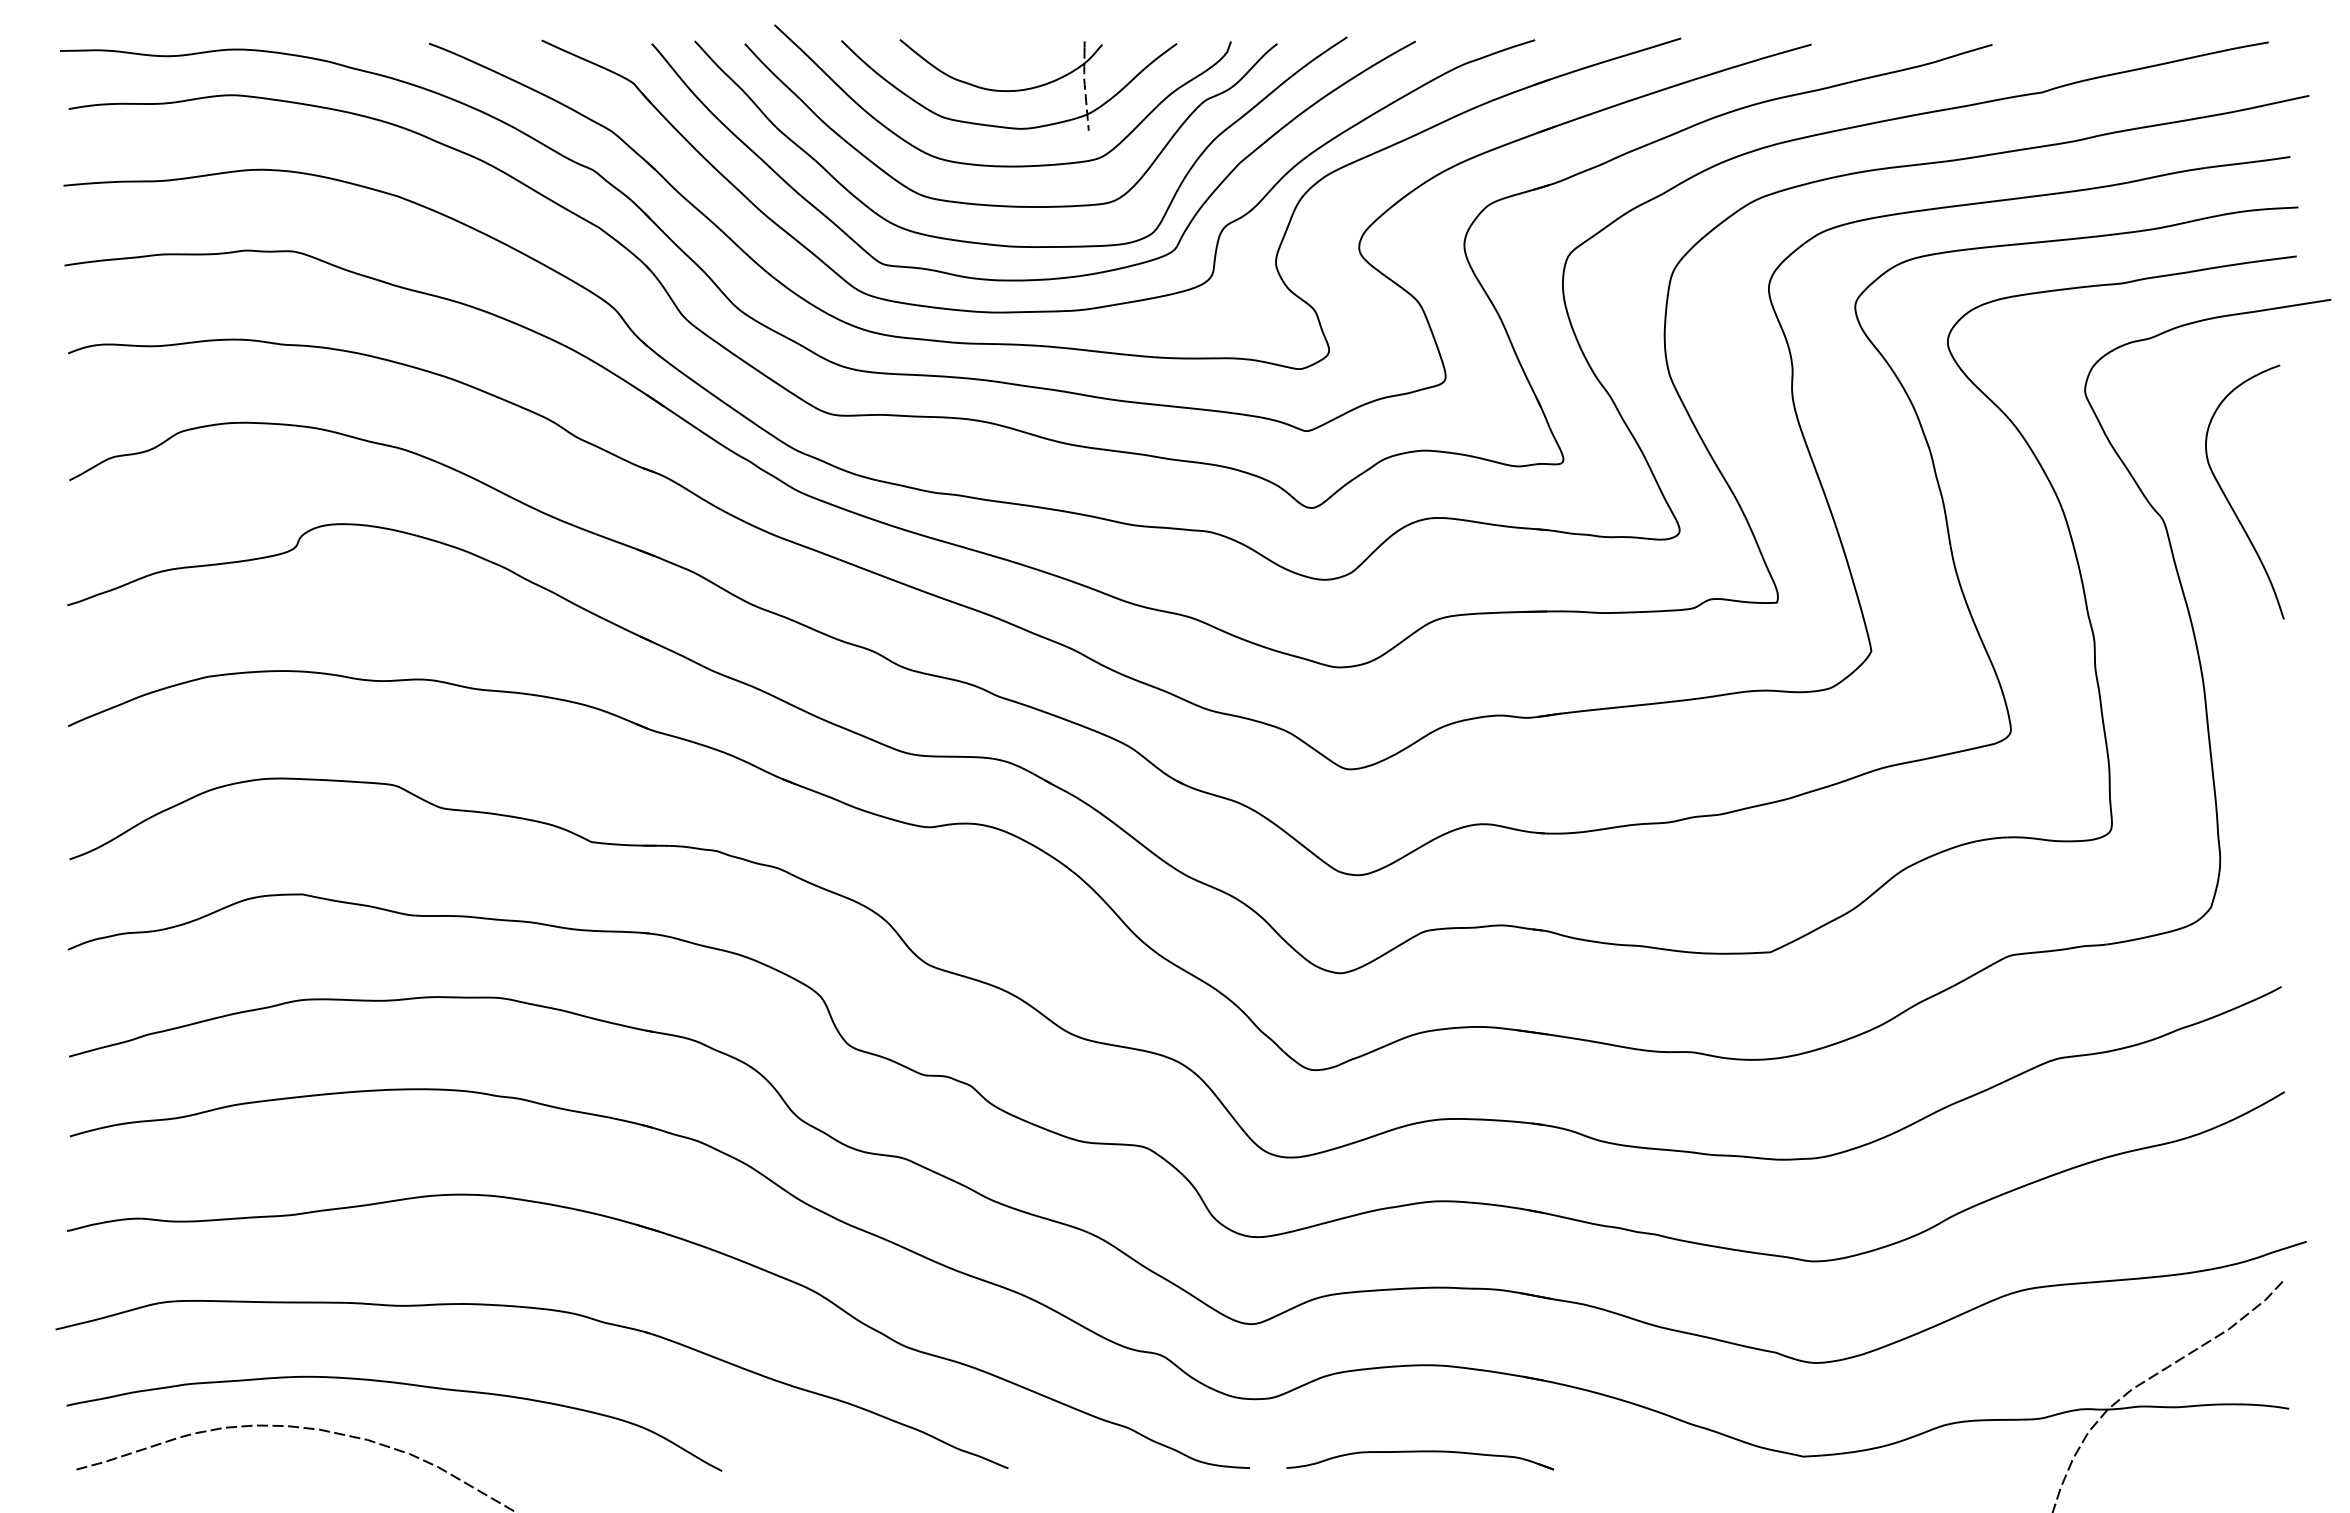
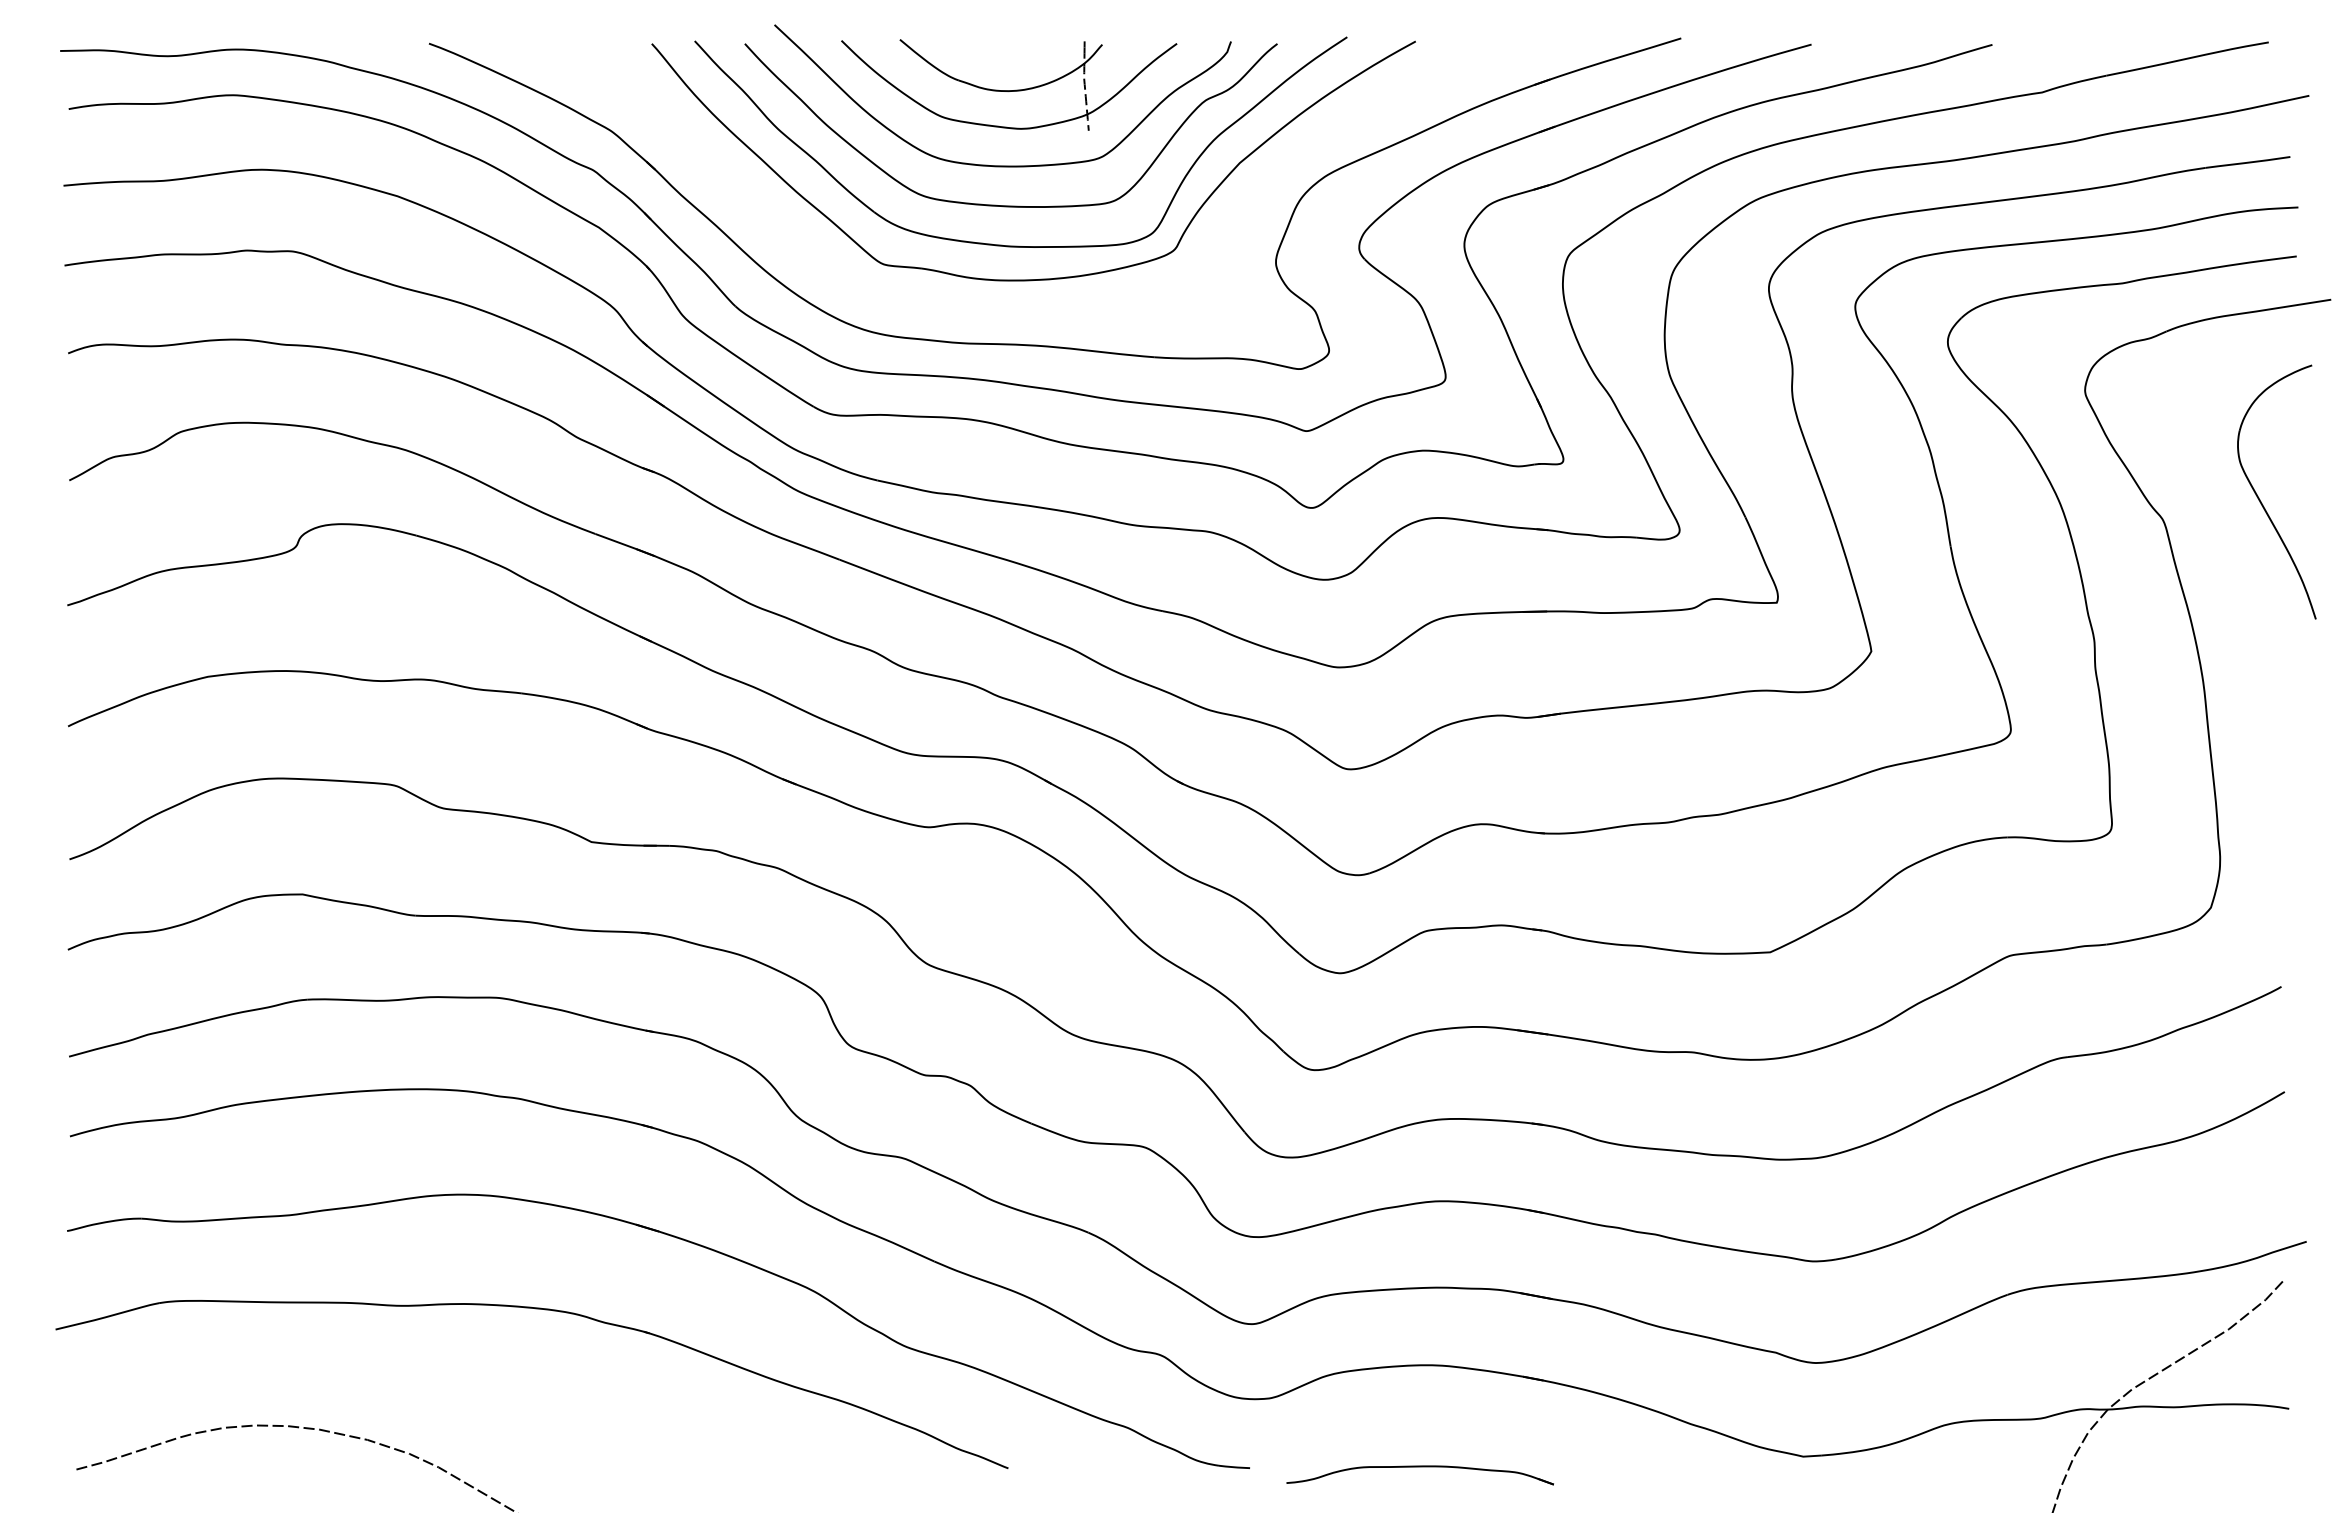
part: present -> none (1038, 310)
part position: (2228, 499) -> (2260, 499) (2260, 499)
part: present -> none (399, 1384)
part position: (1419, 1452) -> (1419, 1467) (1419, 1467)
